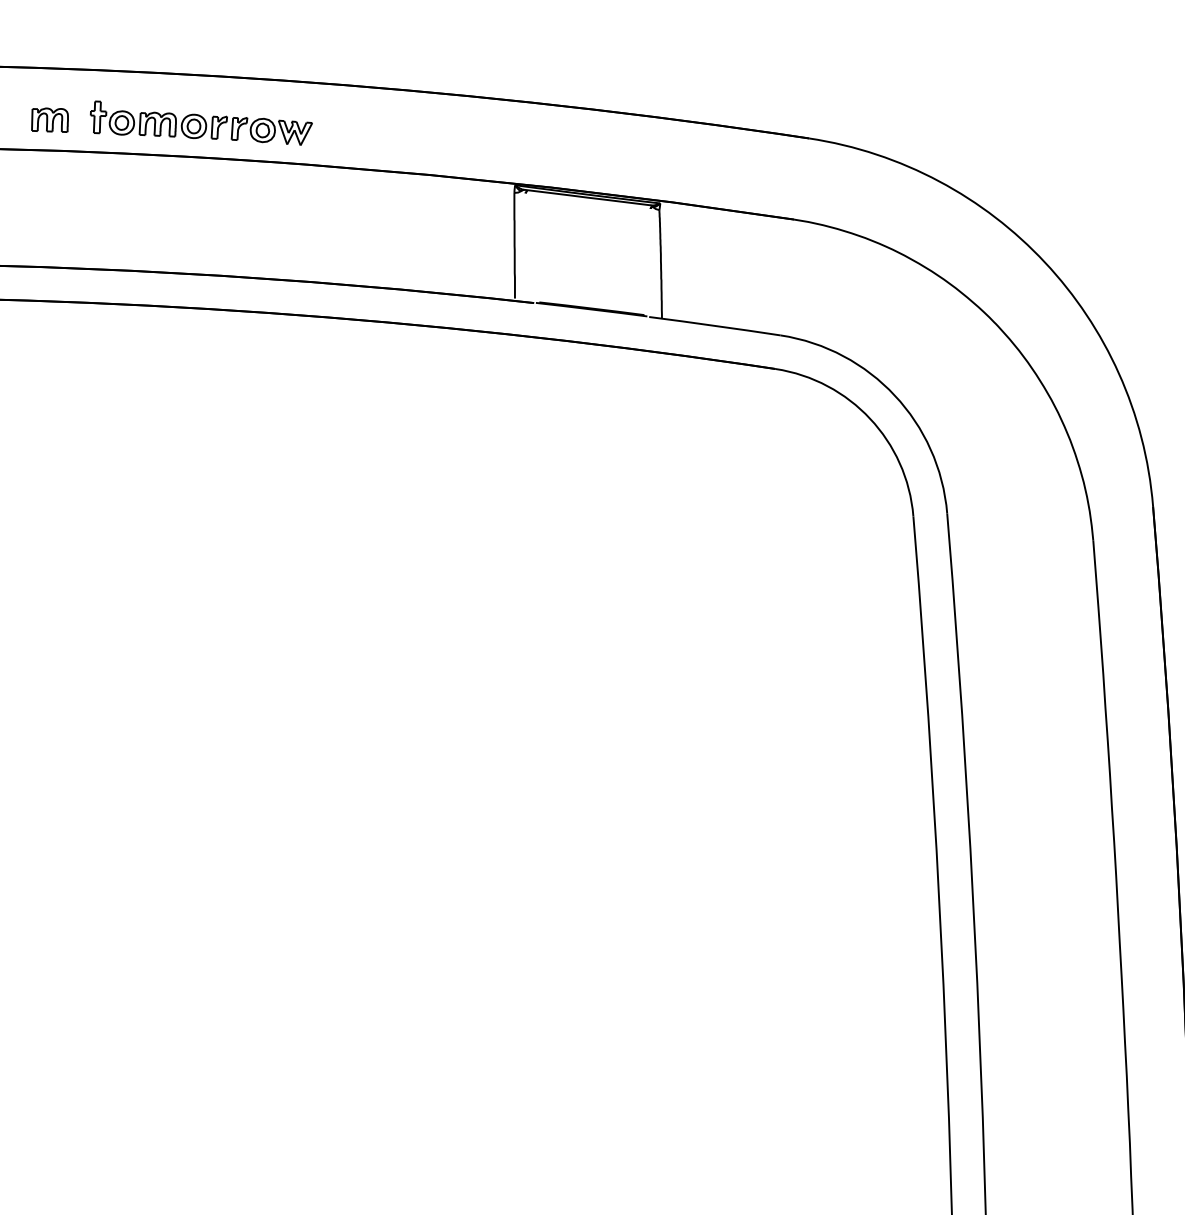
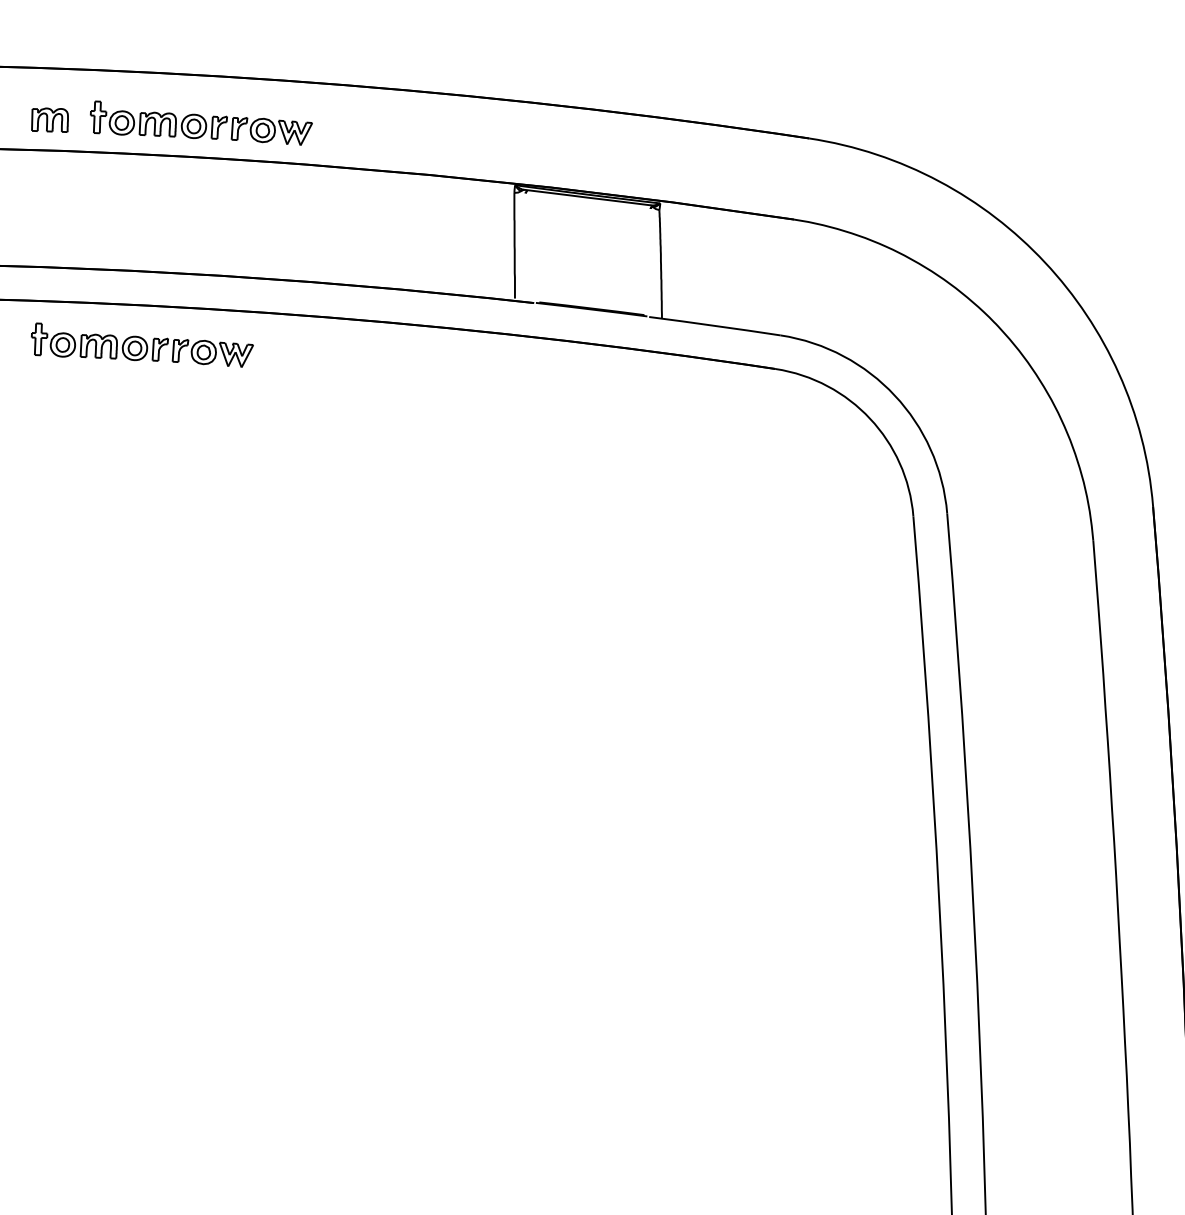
part: none -> present (141, 344)
